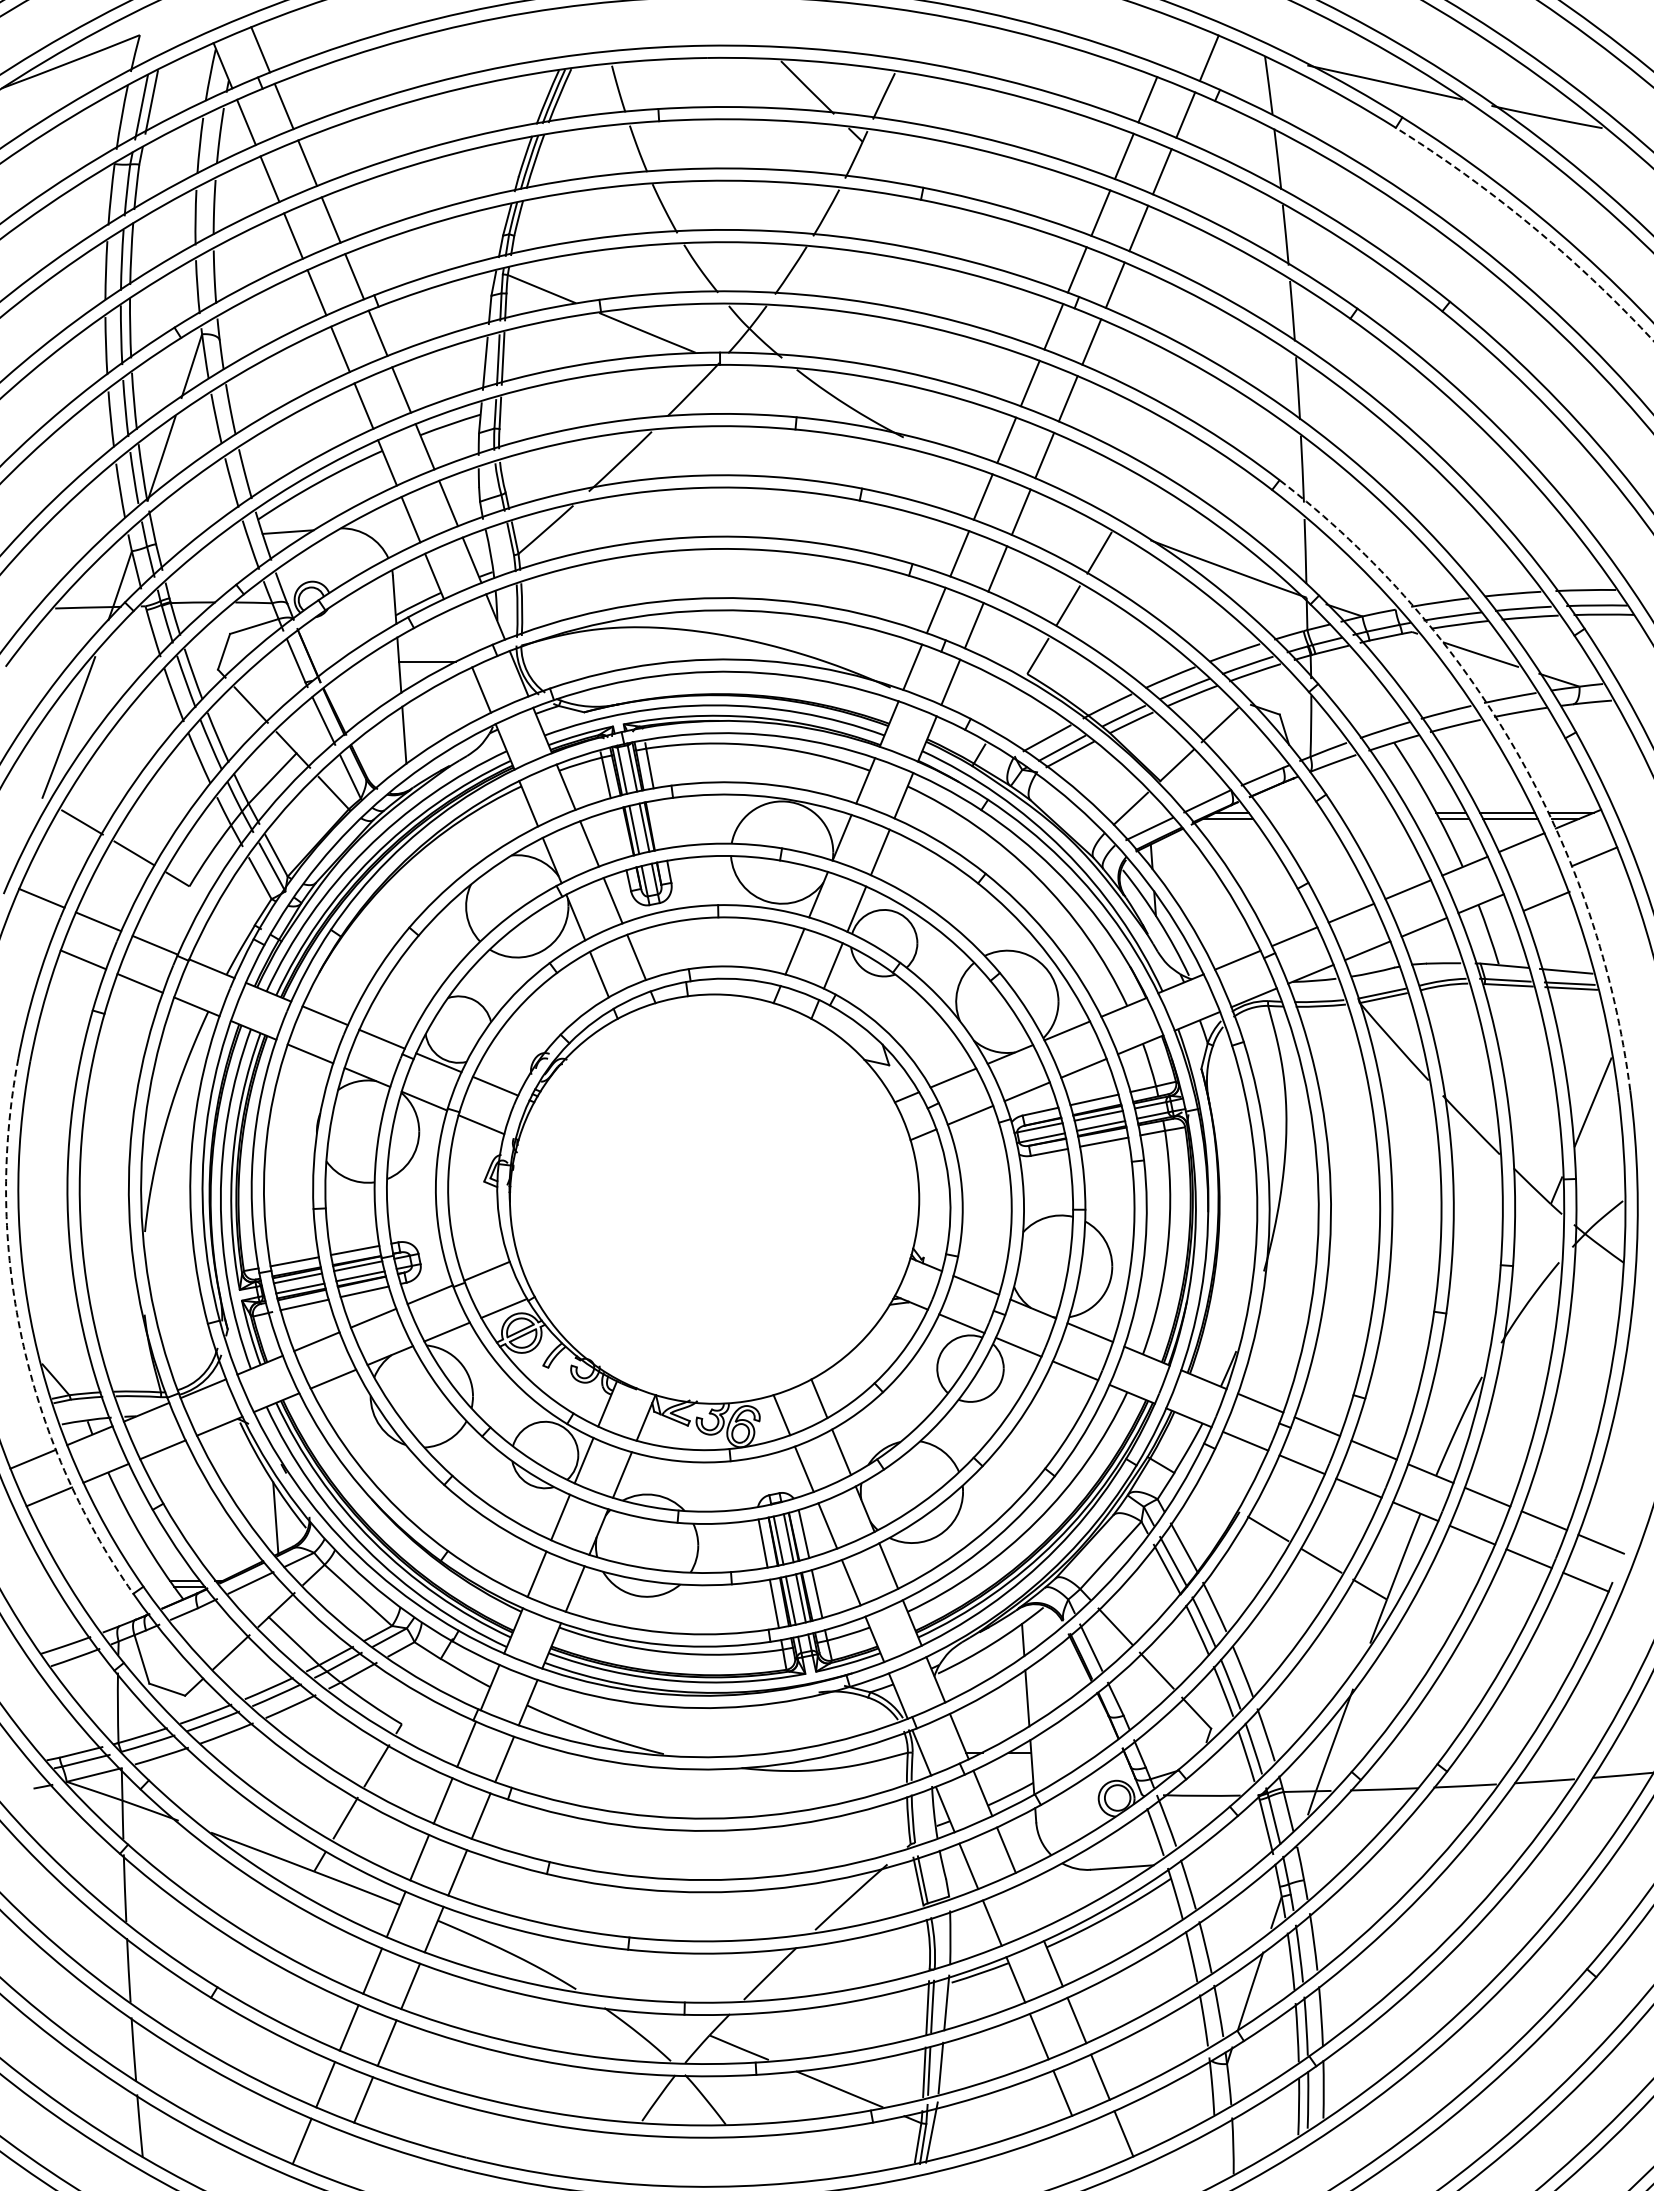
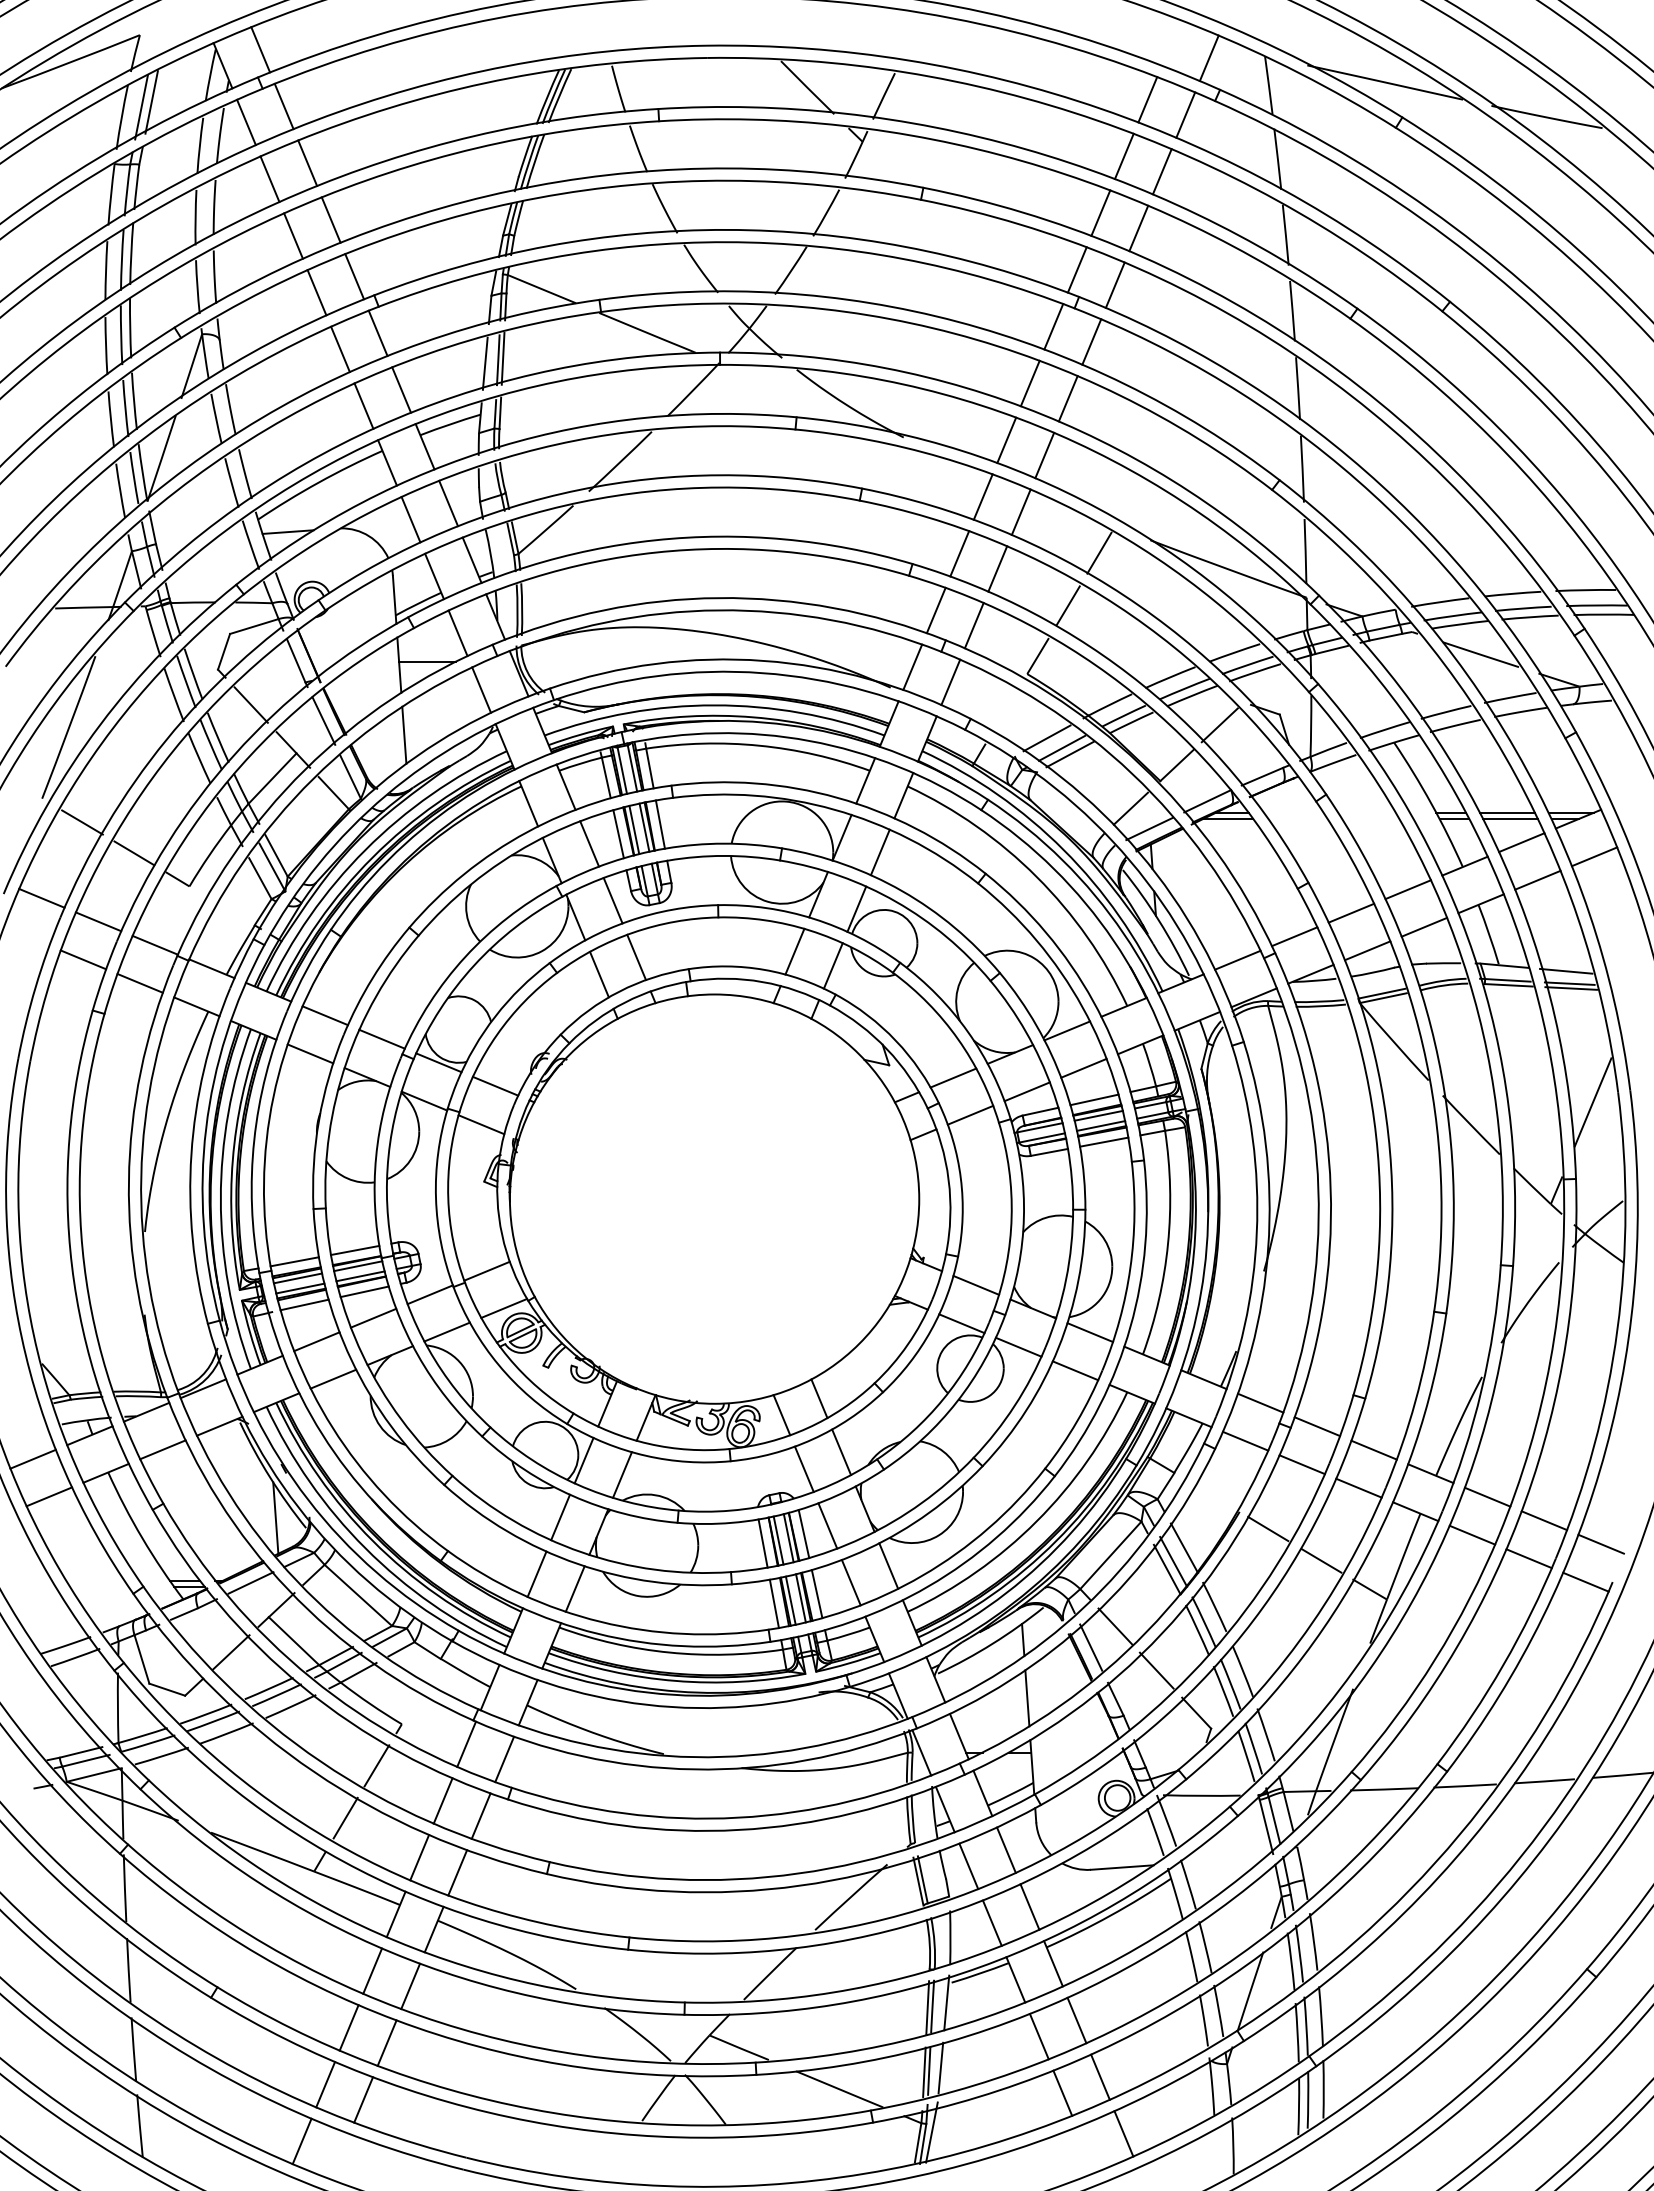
arc: dashed -> solid (1531, 226)
line: none -> present (457, 632)
arc: dashed -> solid (1515, 750)
line: none -> present (659, 824)
line: none -> present (618, 834)
line position: (1546, 900) -> (1537, 879) (1537, 879)
arc: dashed -> solid (21, 1337)
line: none -> present (1029, 1906)
